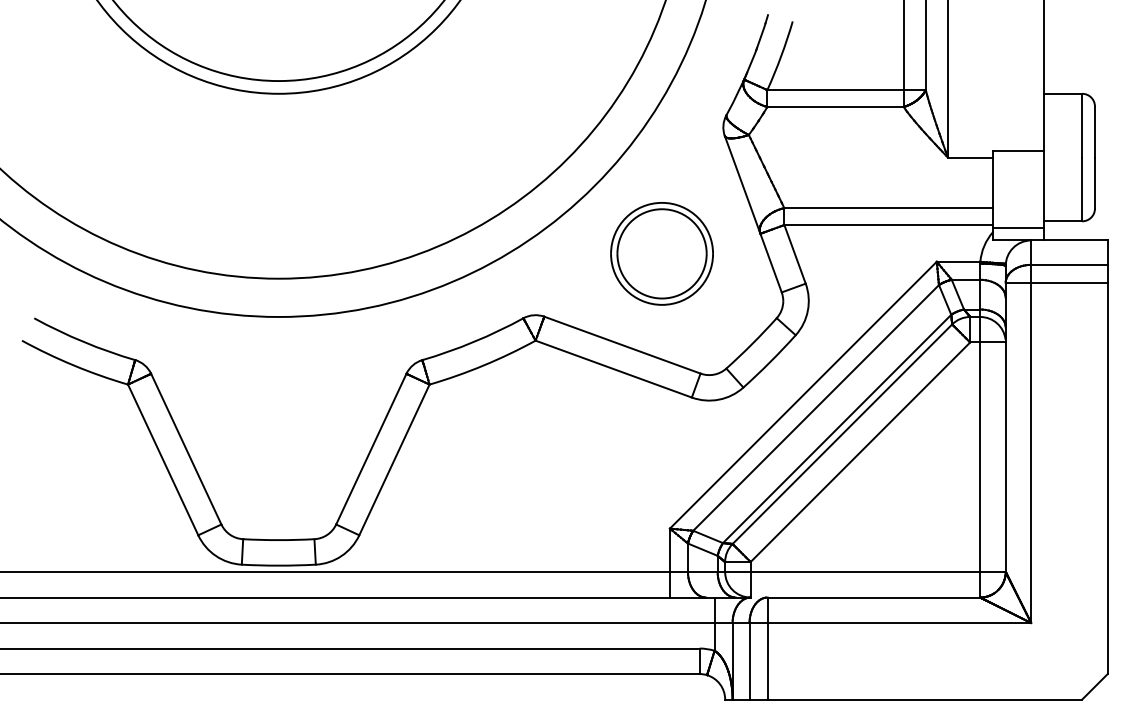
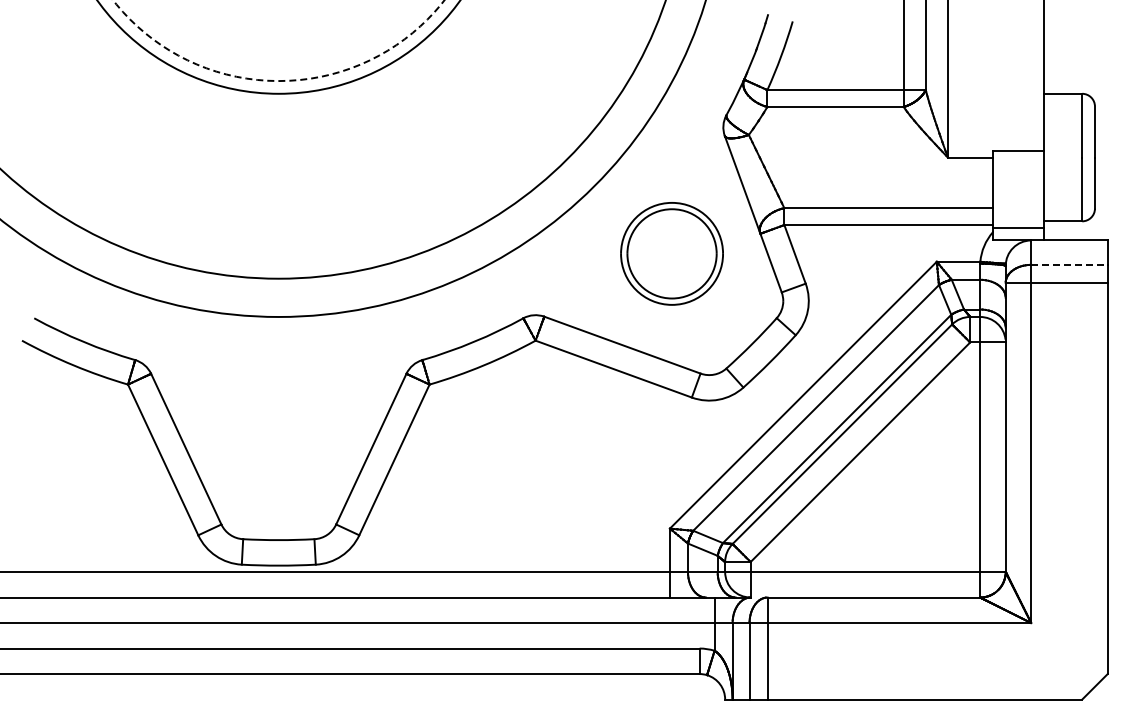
arc: solid -> dashed (278, 81)
part position: (661, 253) -> (671, 253) (671, 253)
line: solid -> dashed (1069, 264)
